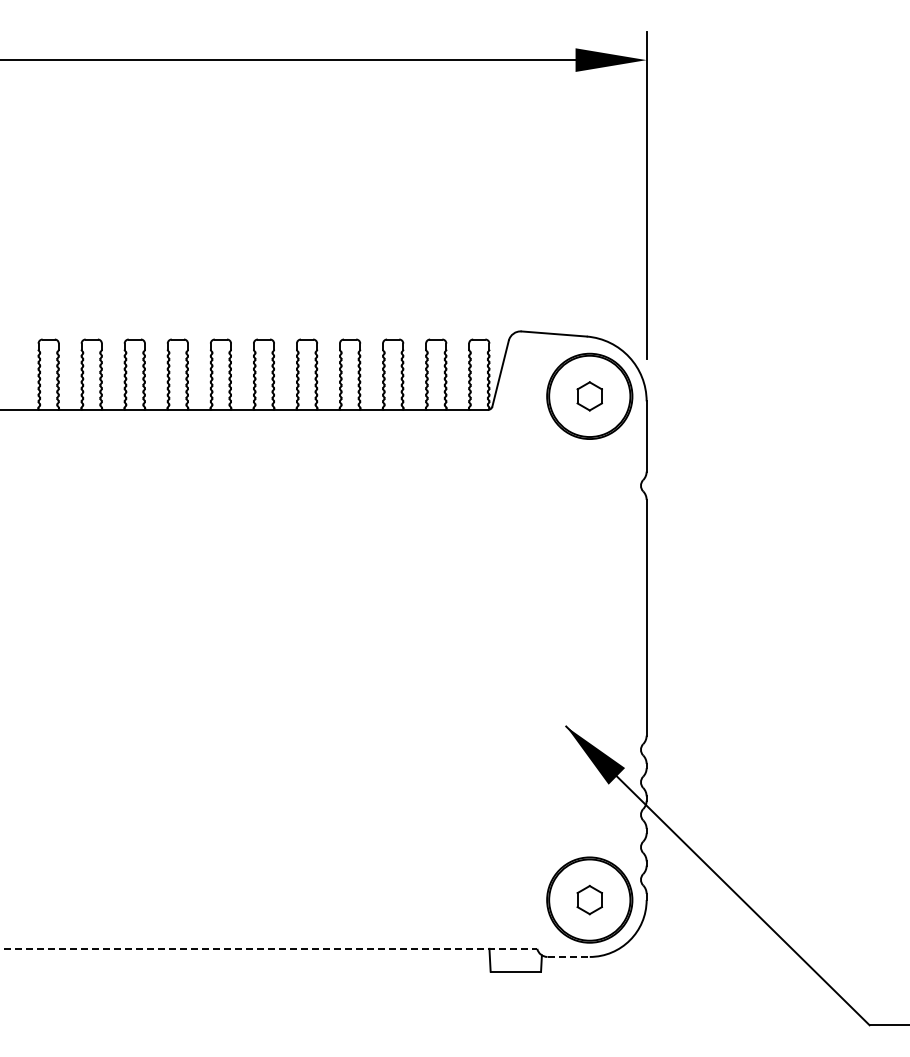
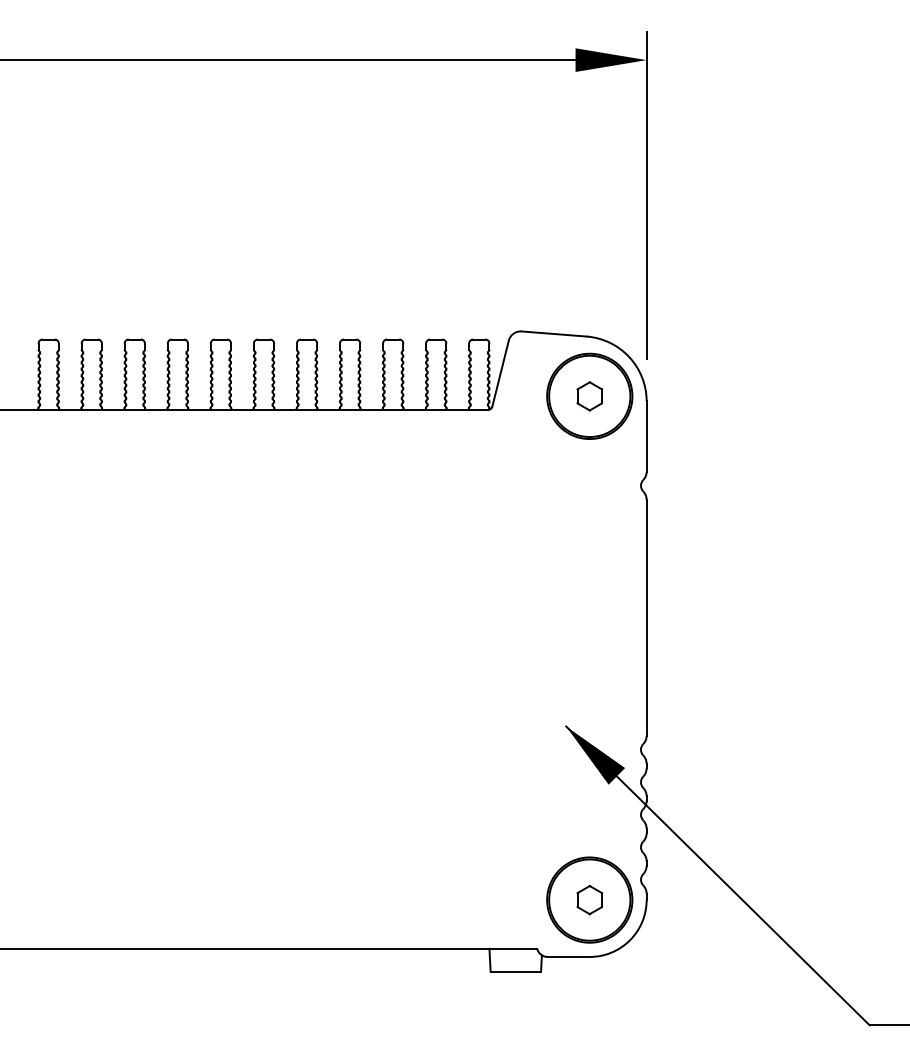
line: dashed -> solid (269, 948)
line: dashed -> solid (569, 956)
